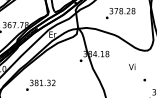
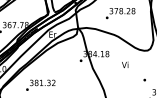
text position: (132, 66) -> (125, 64) (125, 64)
